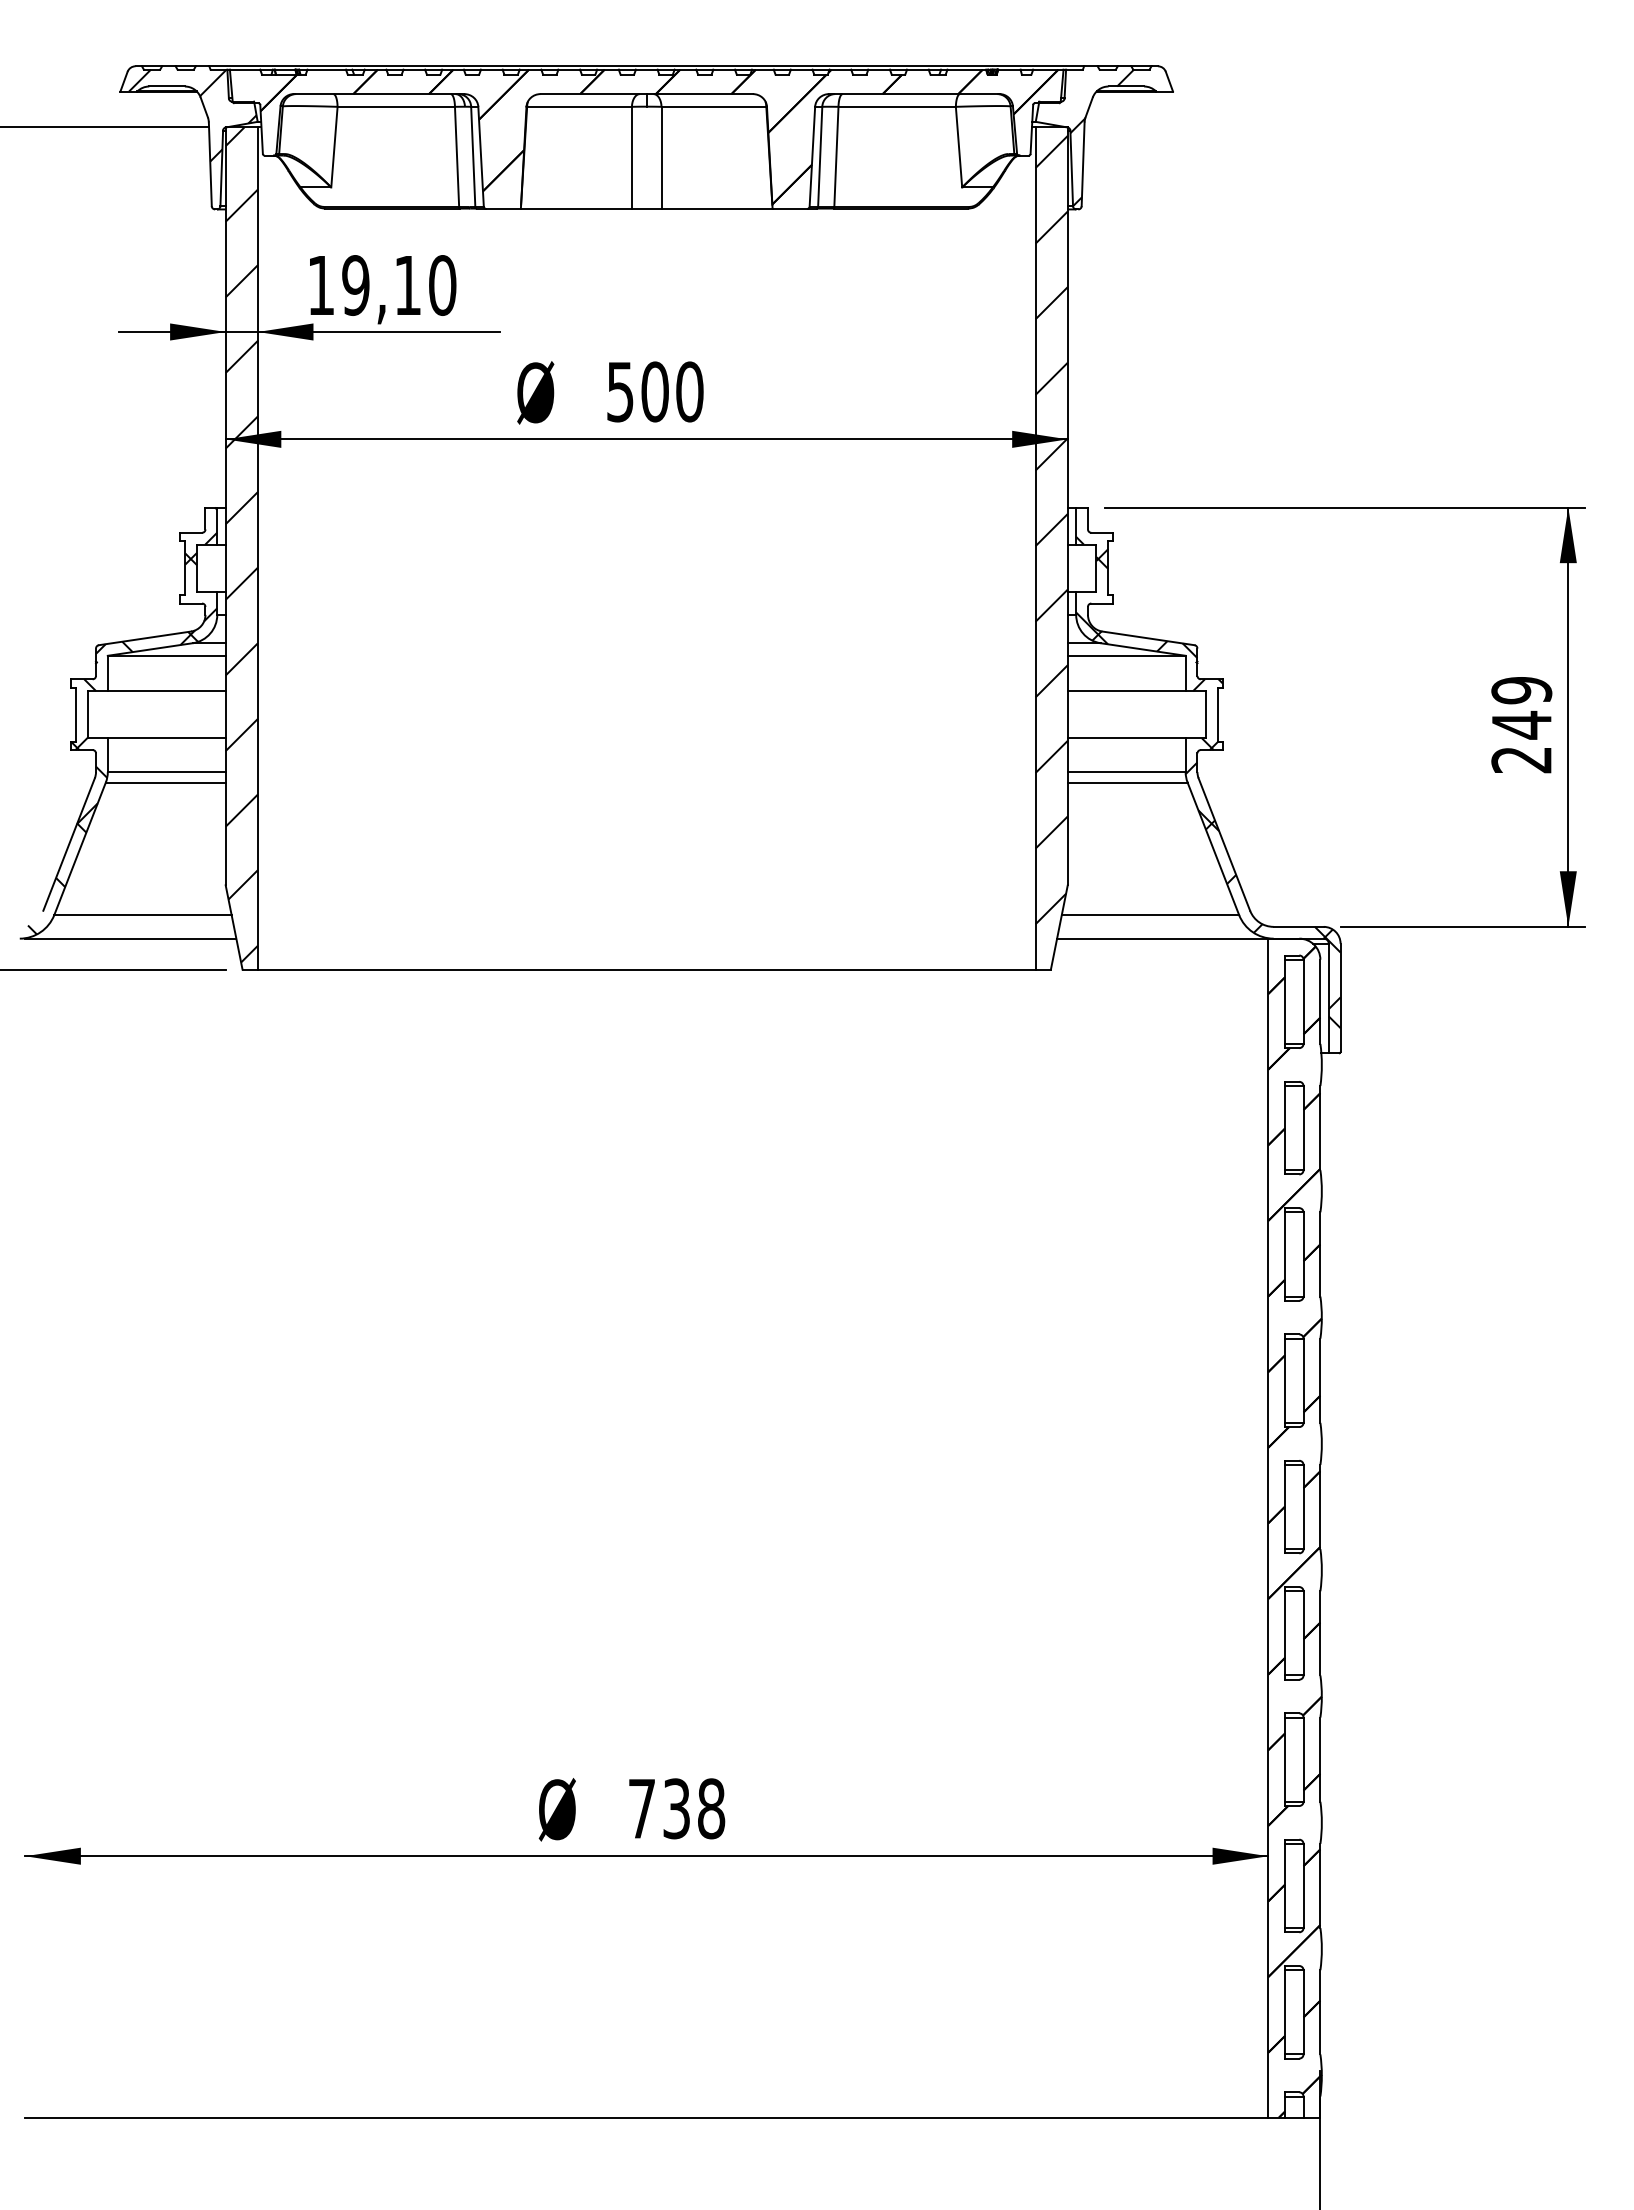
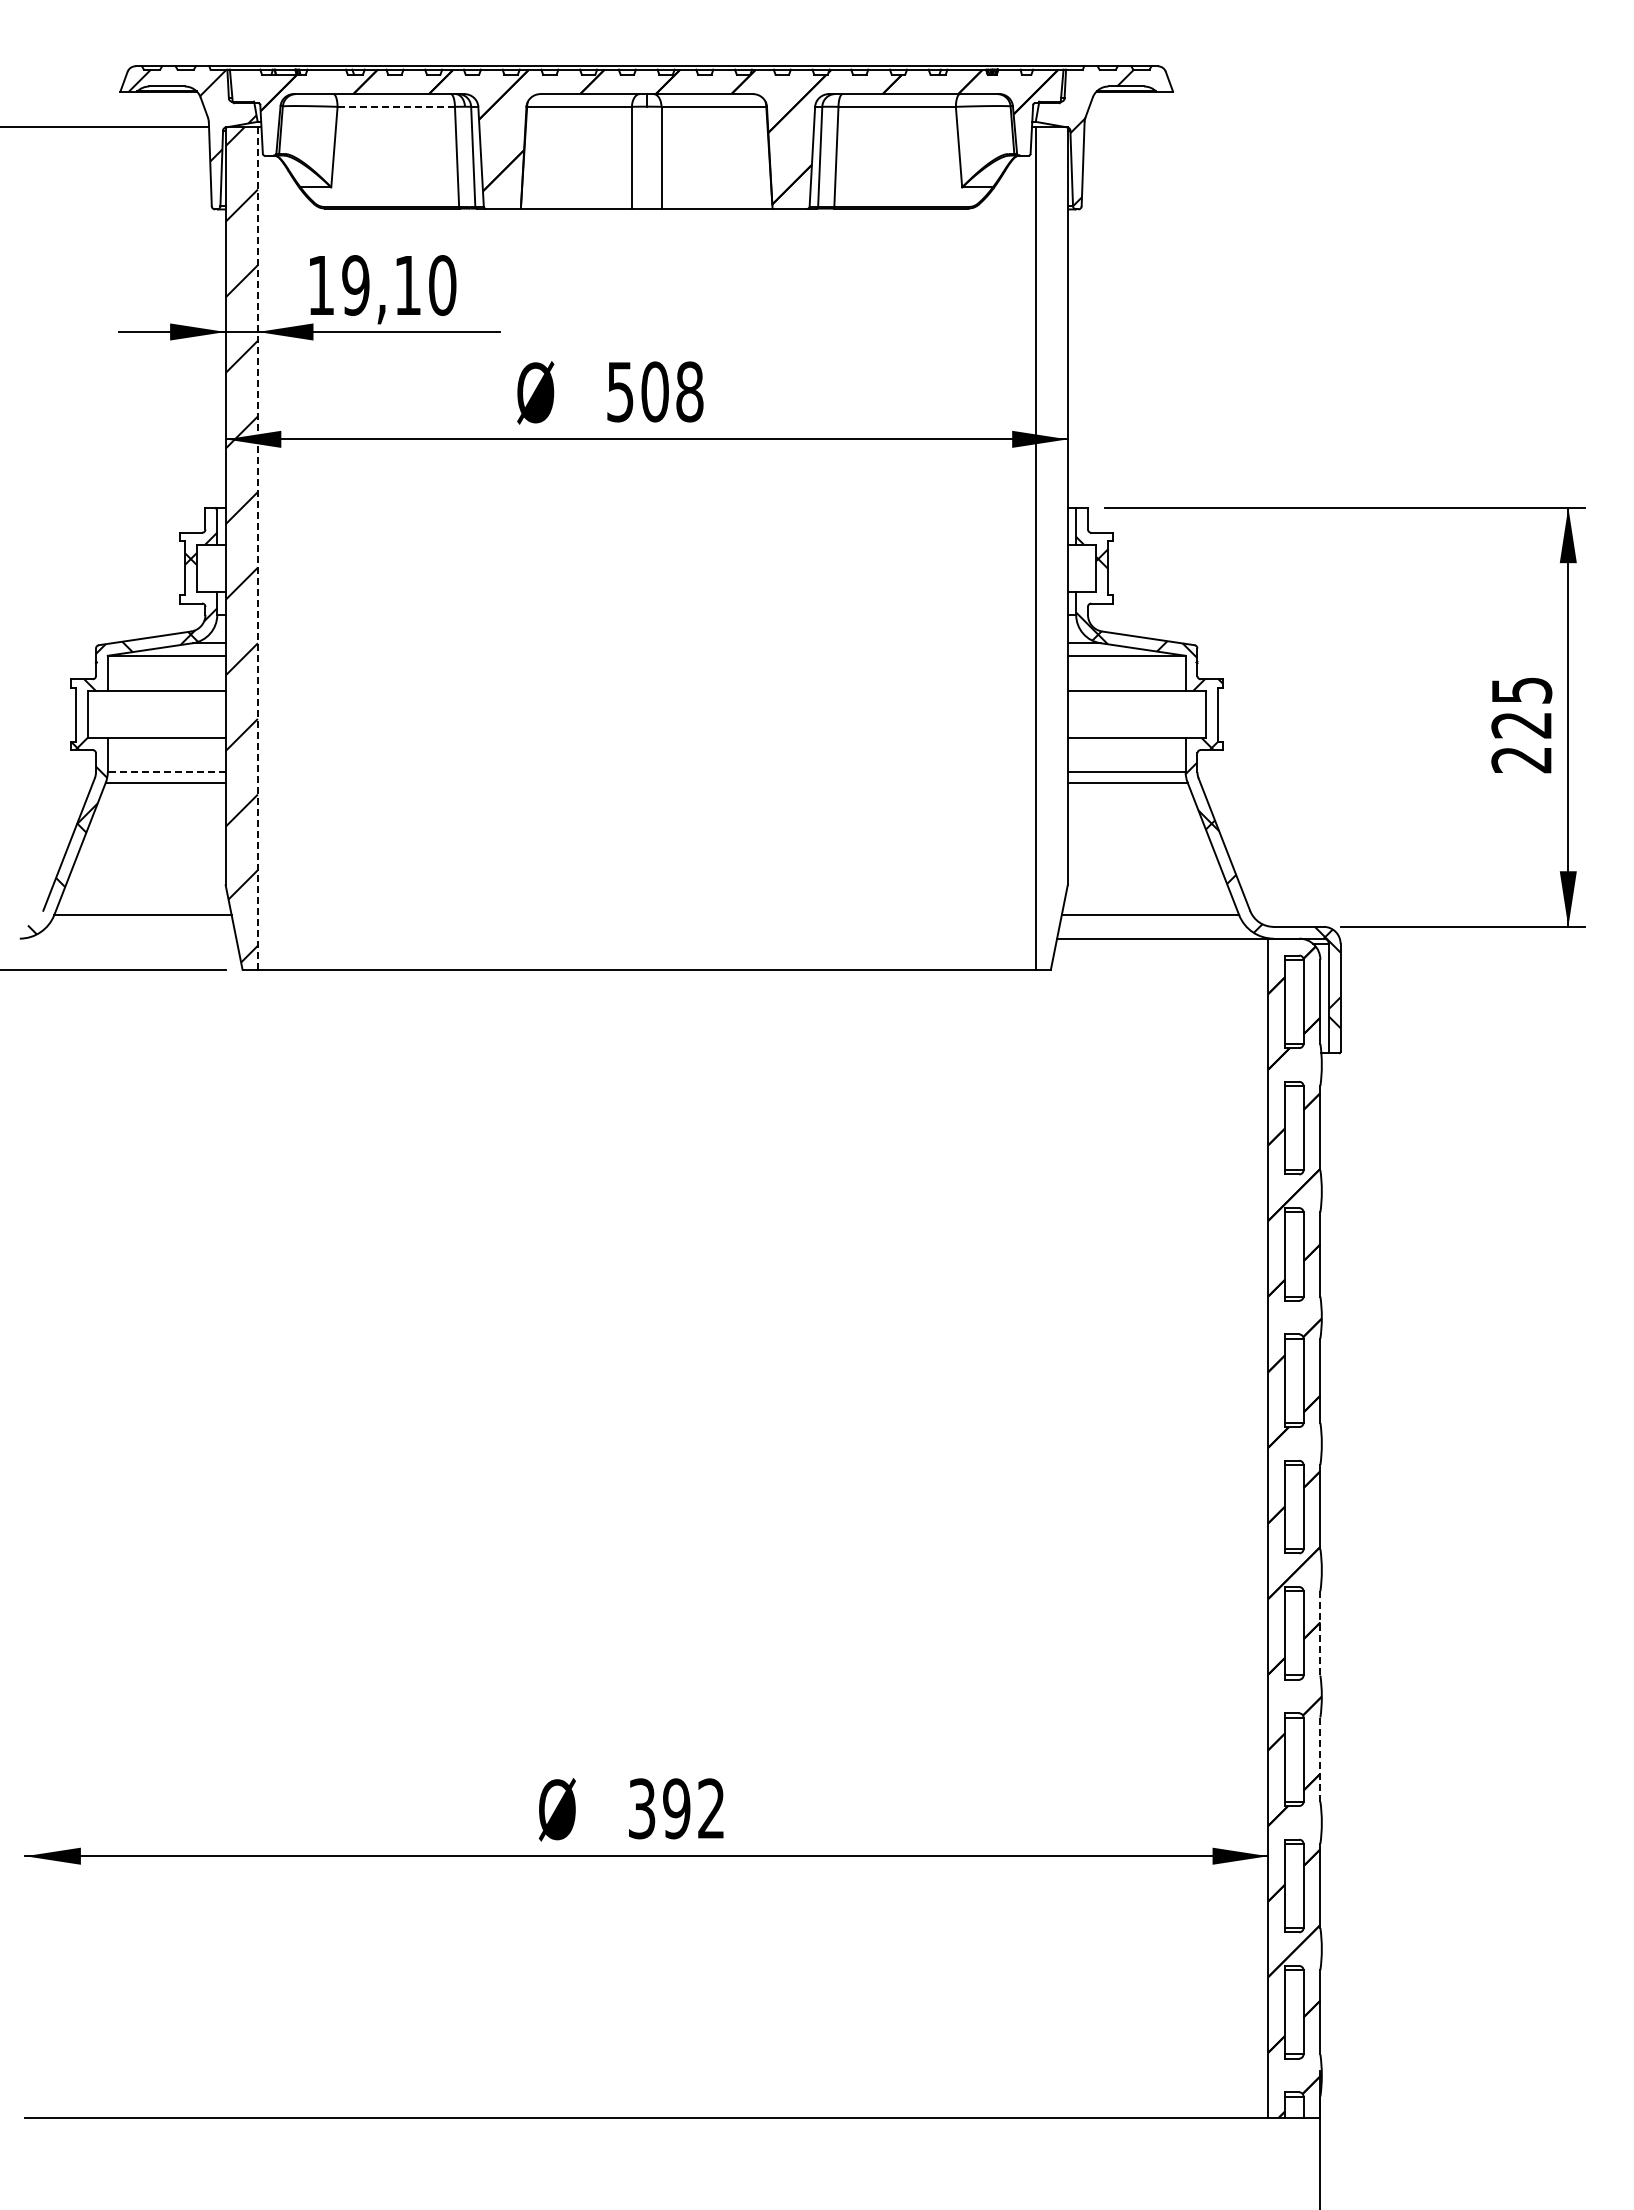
line: solid -> dashed (396, 106)
text: 500 -> 508 (689, 391)
hatch: present -> none (1051, 529)
line: solid -> dashed (257, 549)
text: 249 -> 225 (1521, 708)
line: solid -> dashed (166, 772)
line: present -> none (130, 938)
line: solid -> dashed (1320, 1632)
line: solid -> dashed (1320, 1759)
text: 738 -> 392 (677, 1808)
